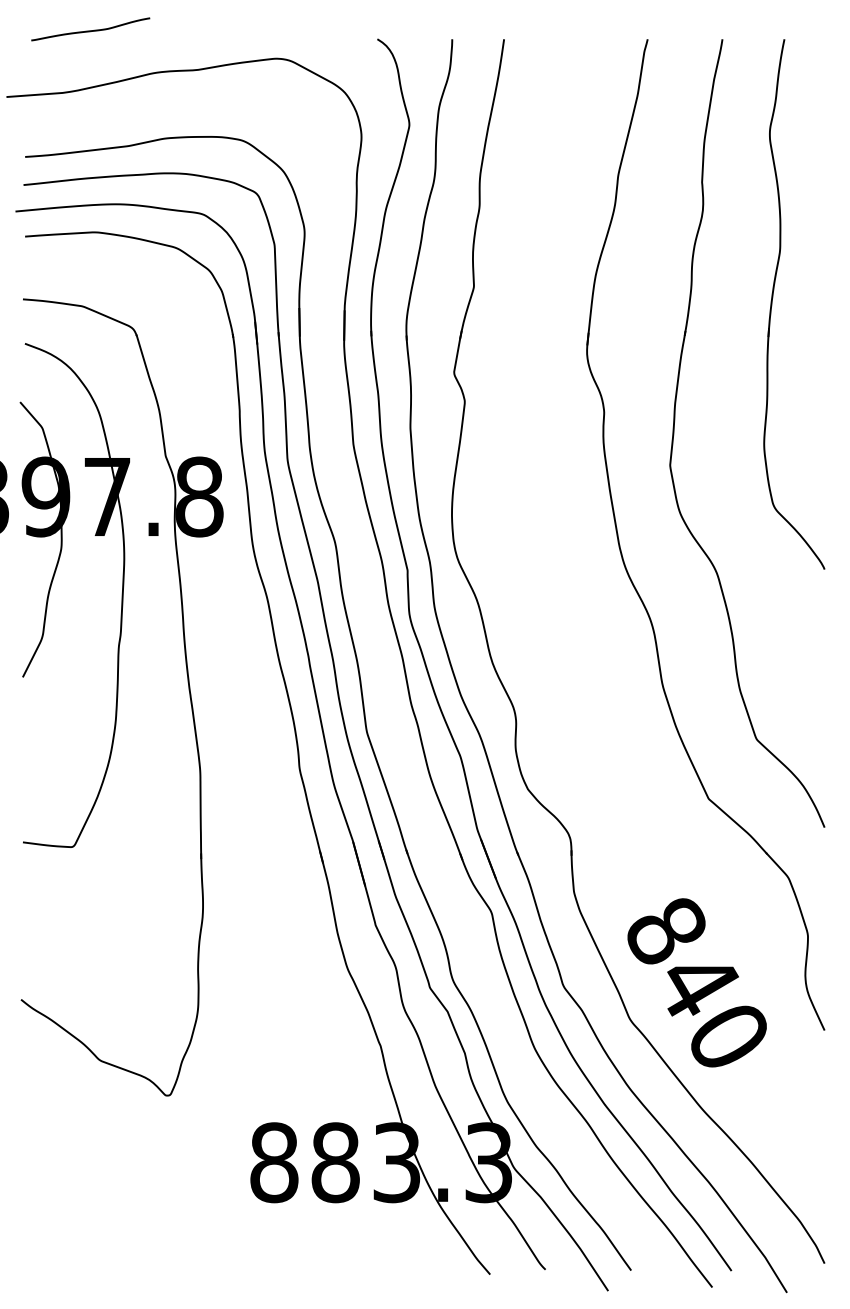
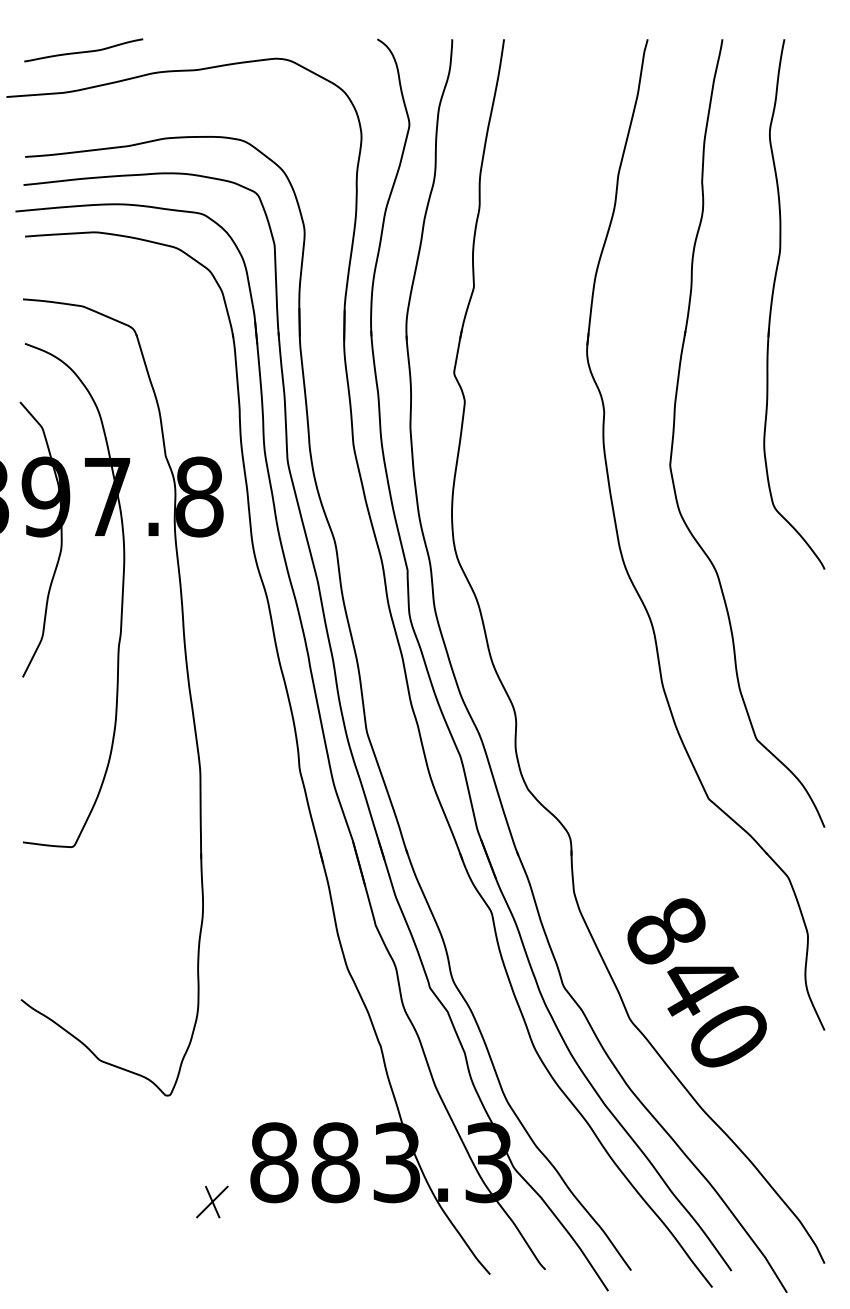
curve position: (90, 30) -> (83, 51) (83, 51)
part: none -> present (212, 1201)
